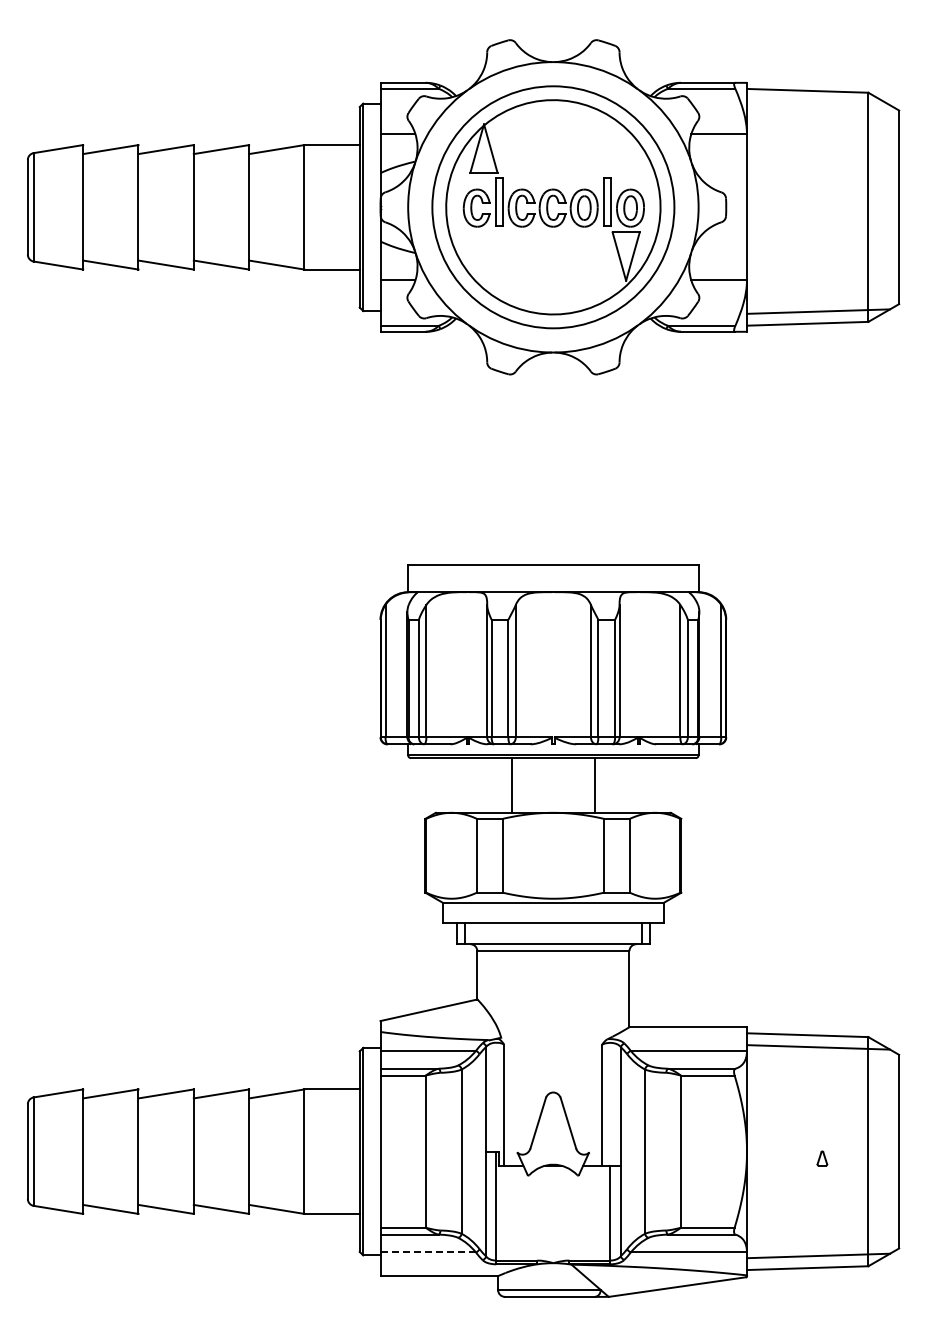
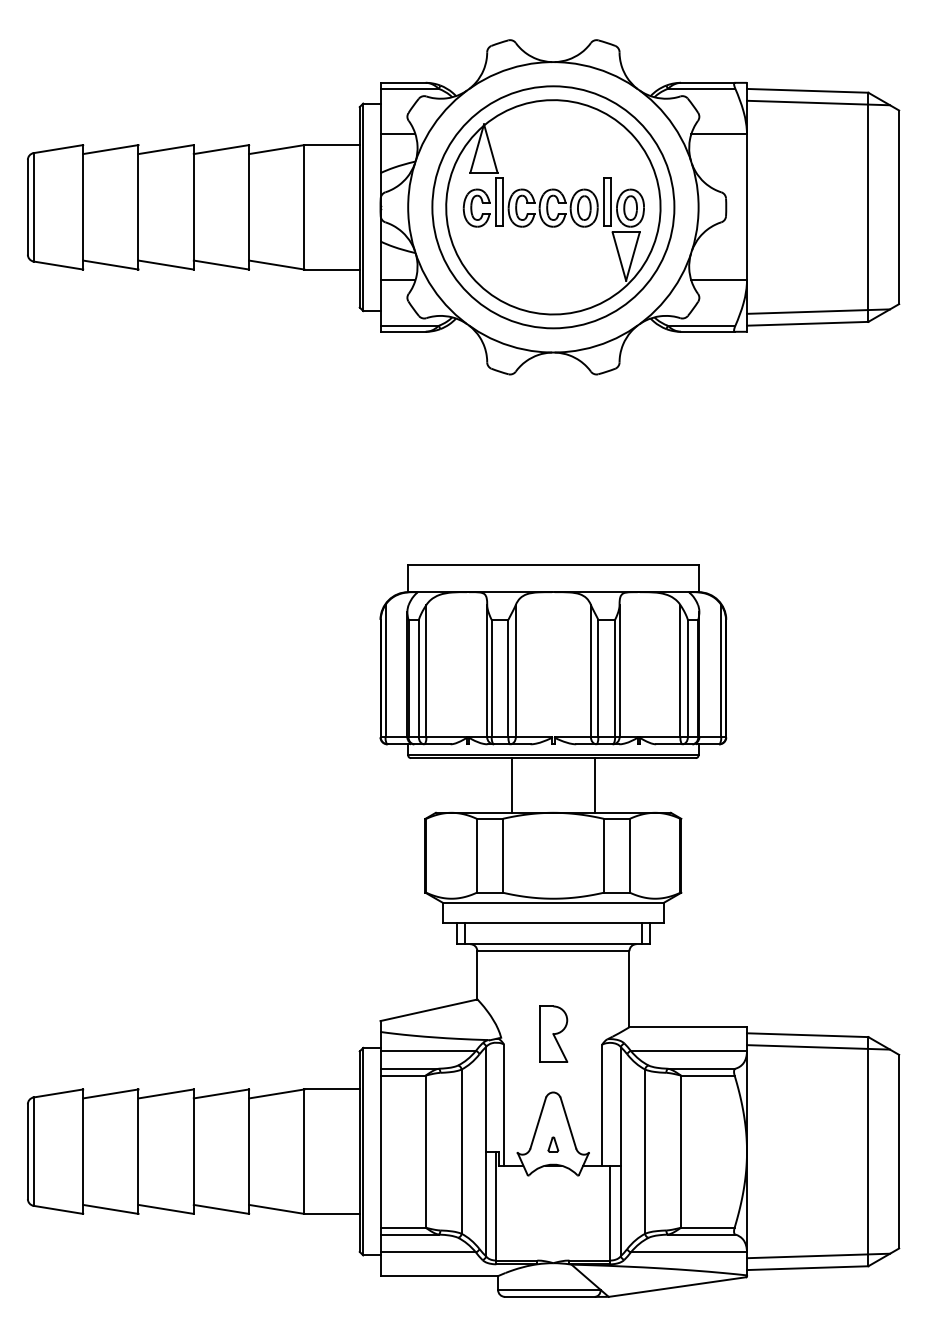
line: none -> present (818, 102)
part: none -> present (553, 1033)
part position: (822, 1158) -> (553, 1144) (553, 1144)
line: dashed -> solid (428, 1252)
